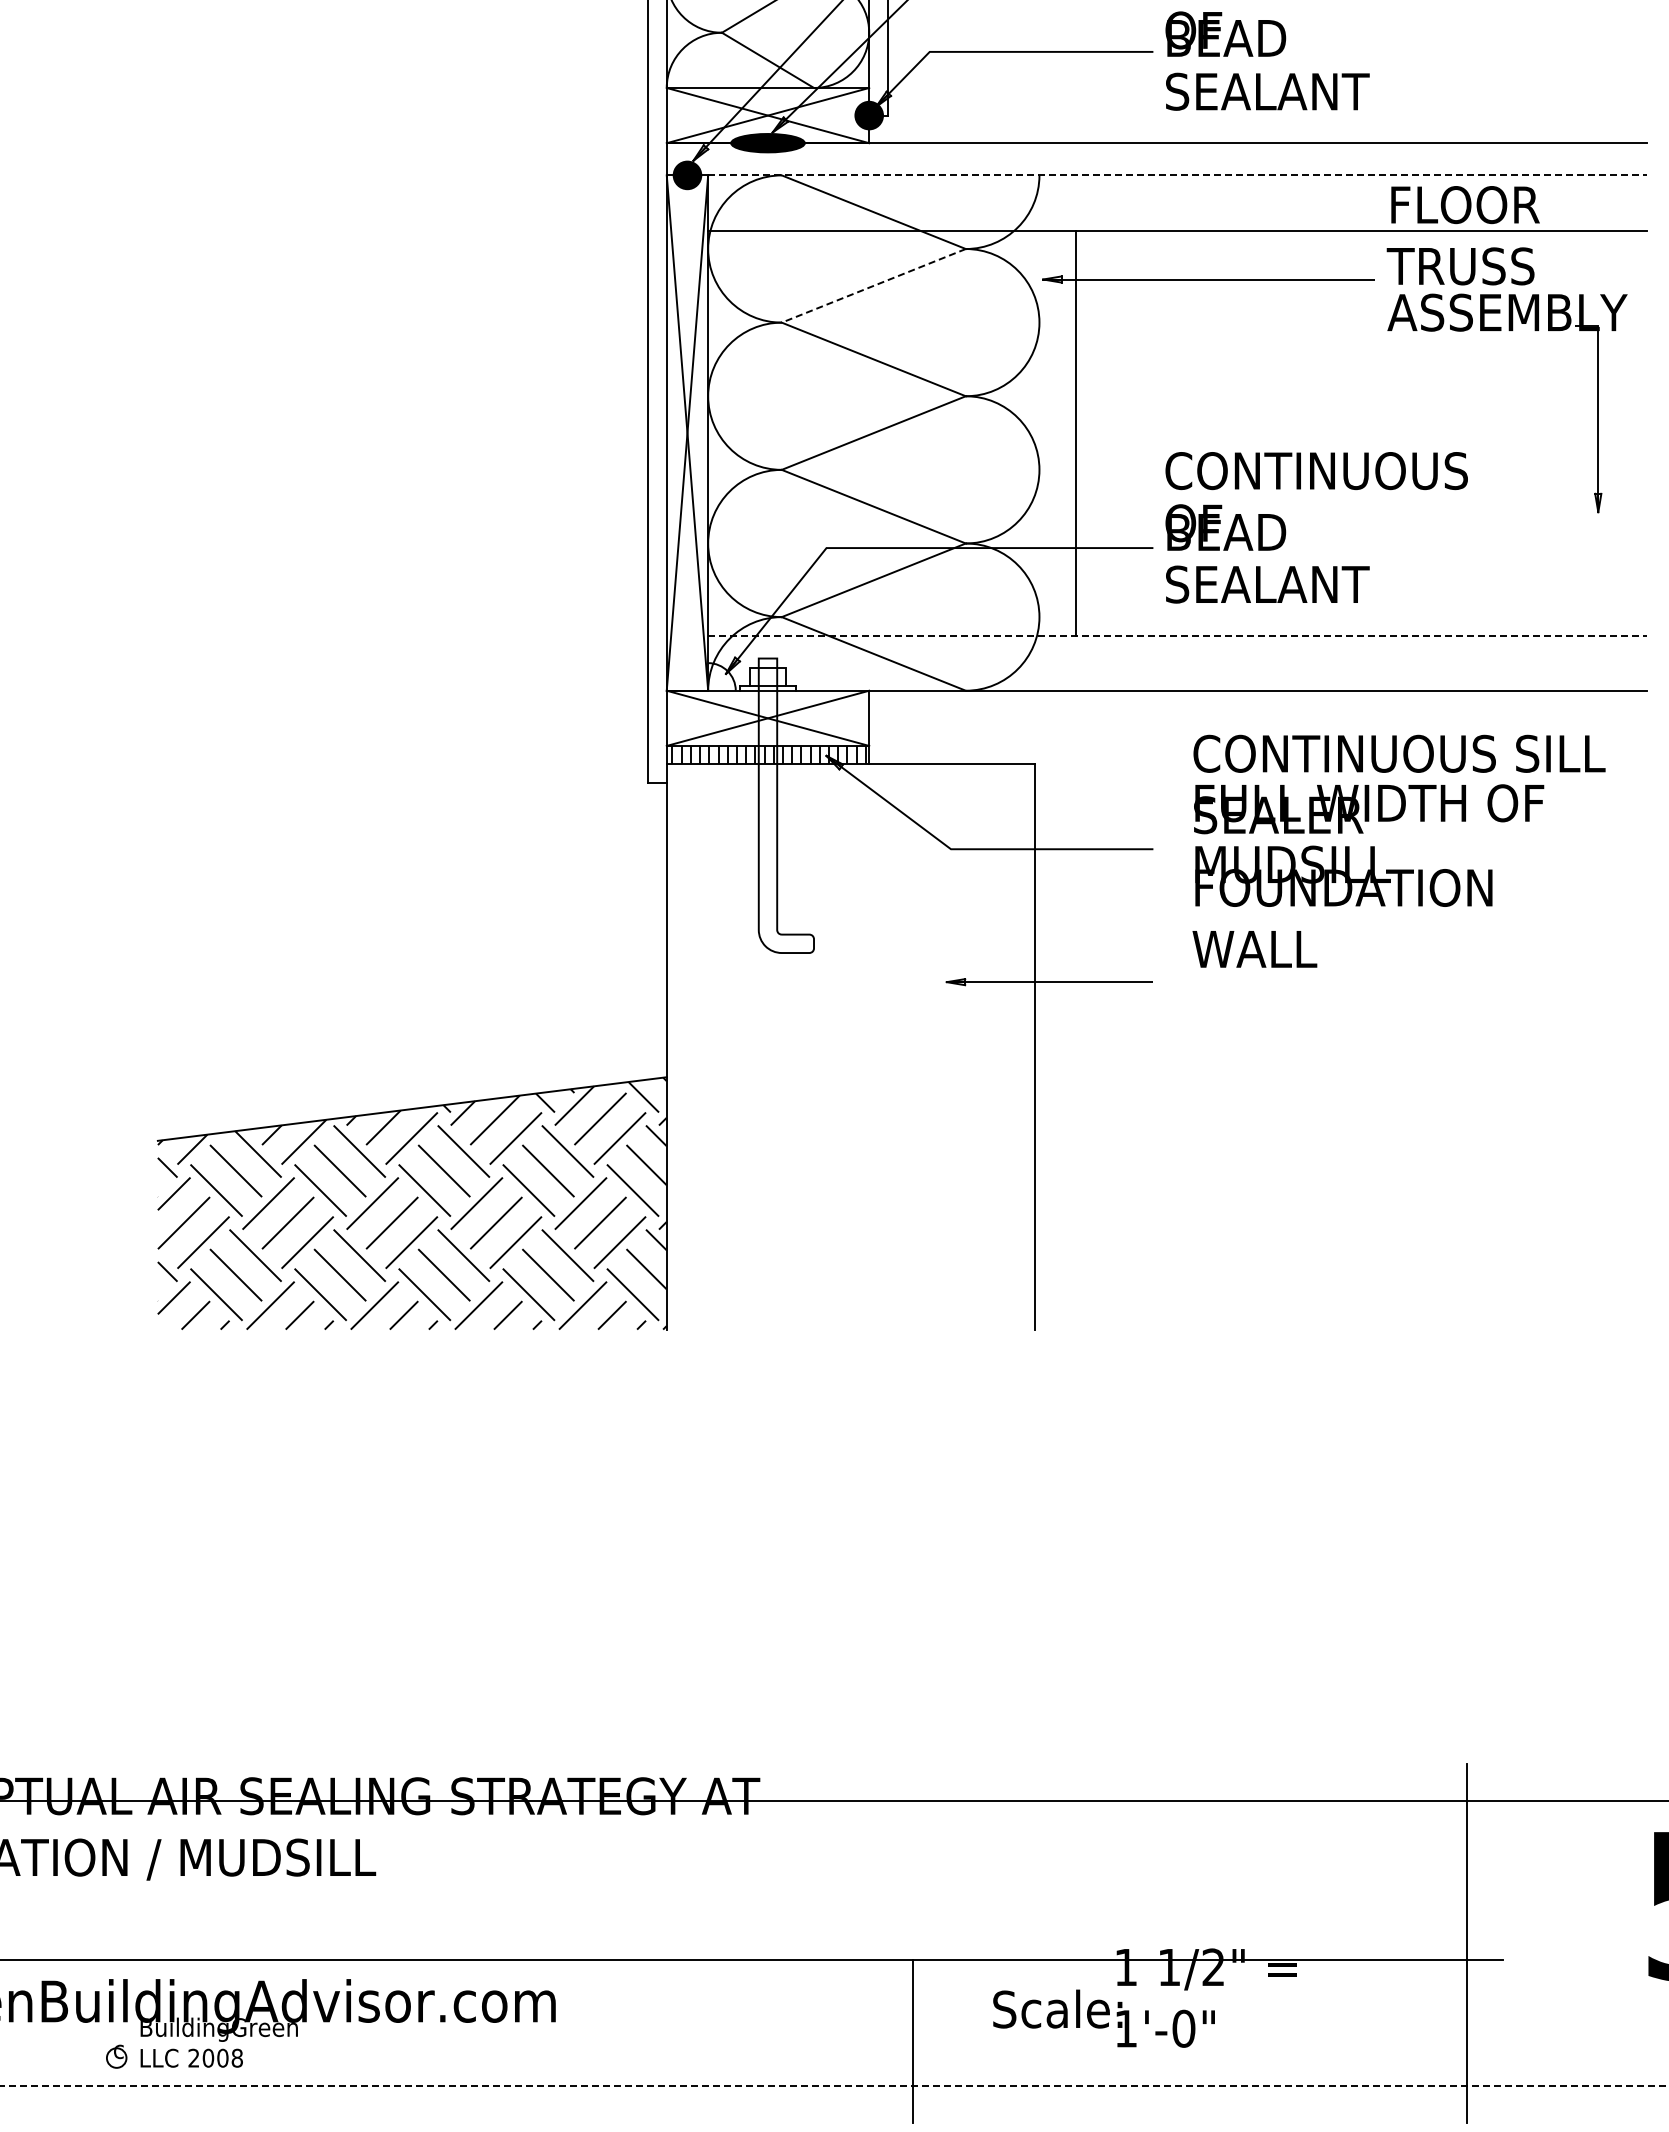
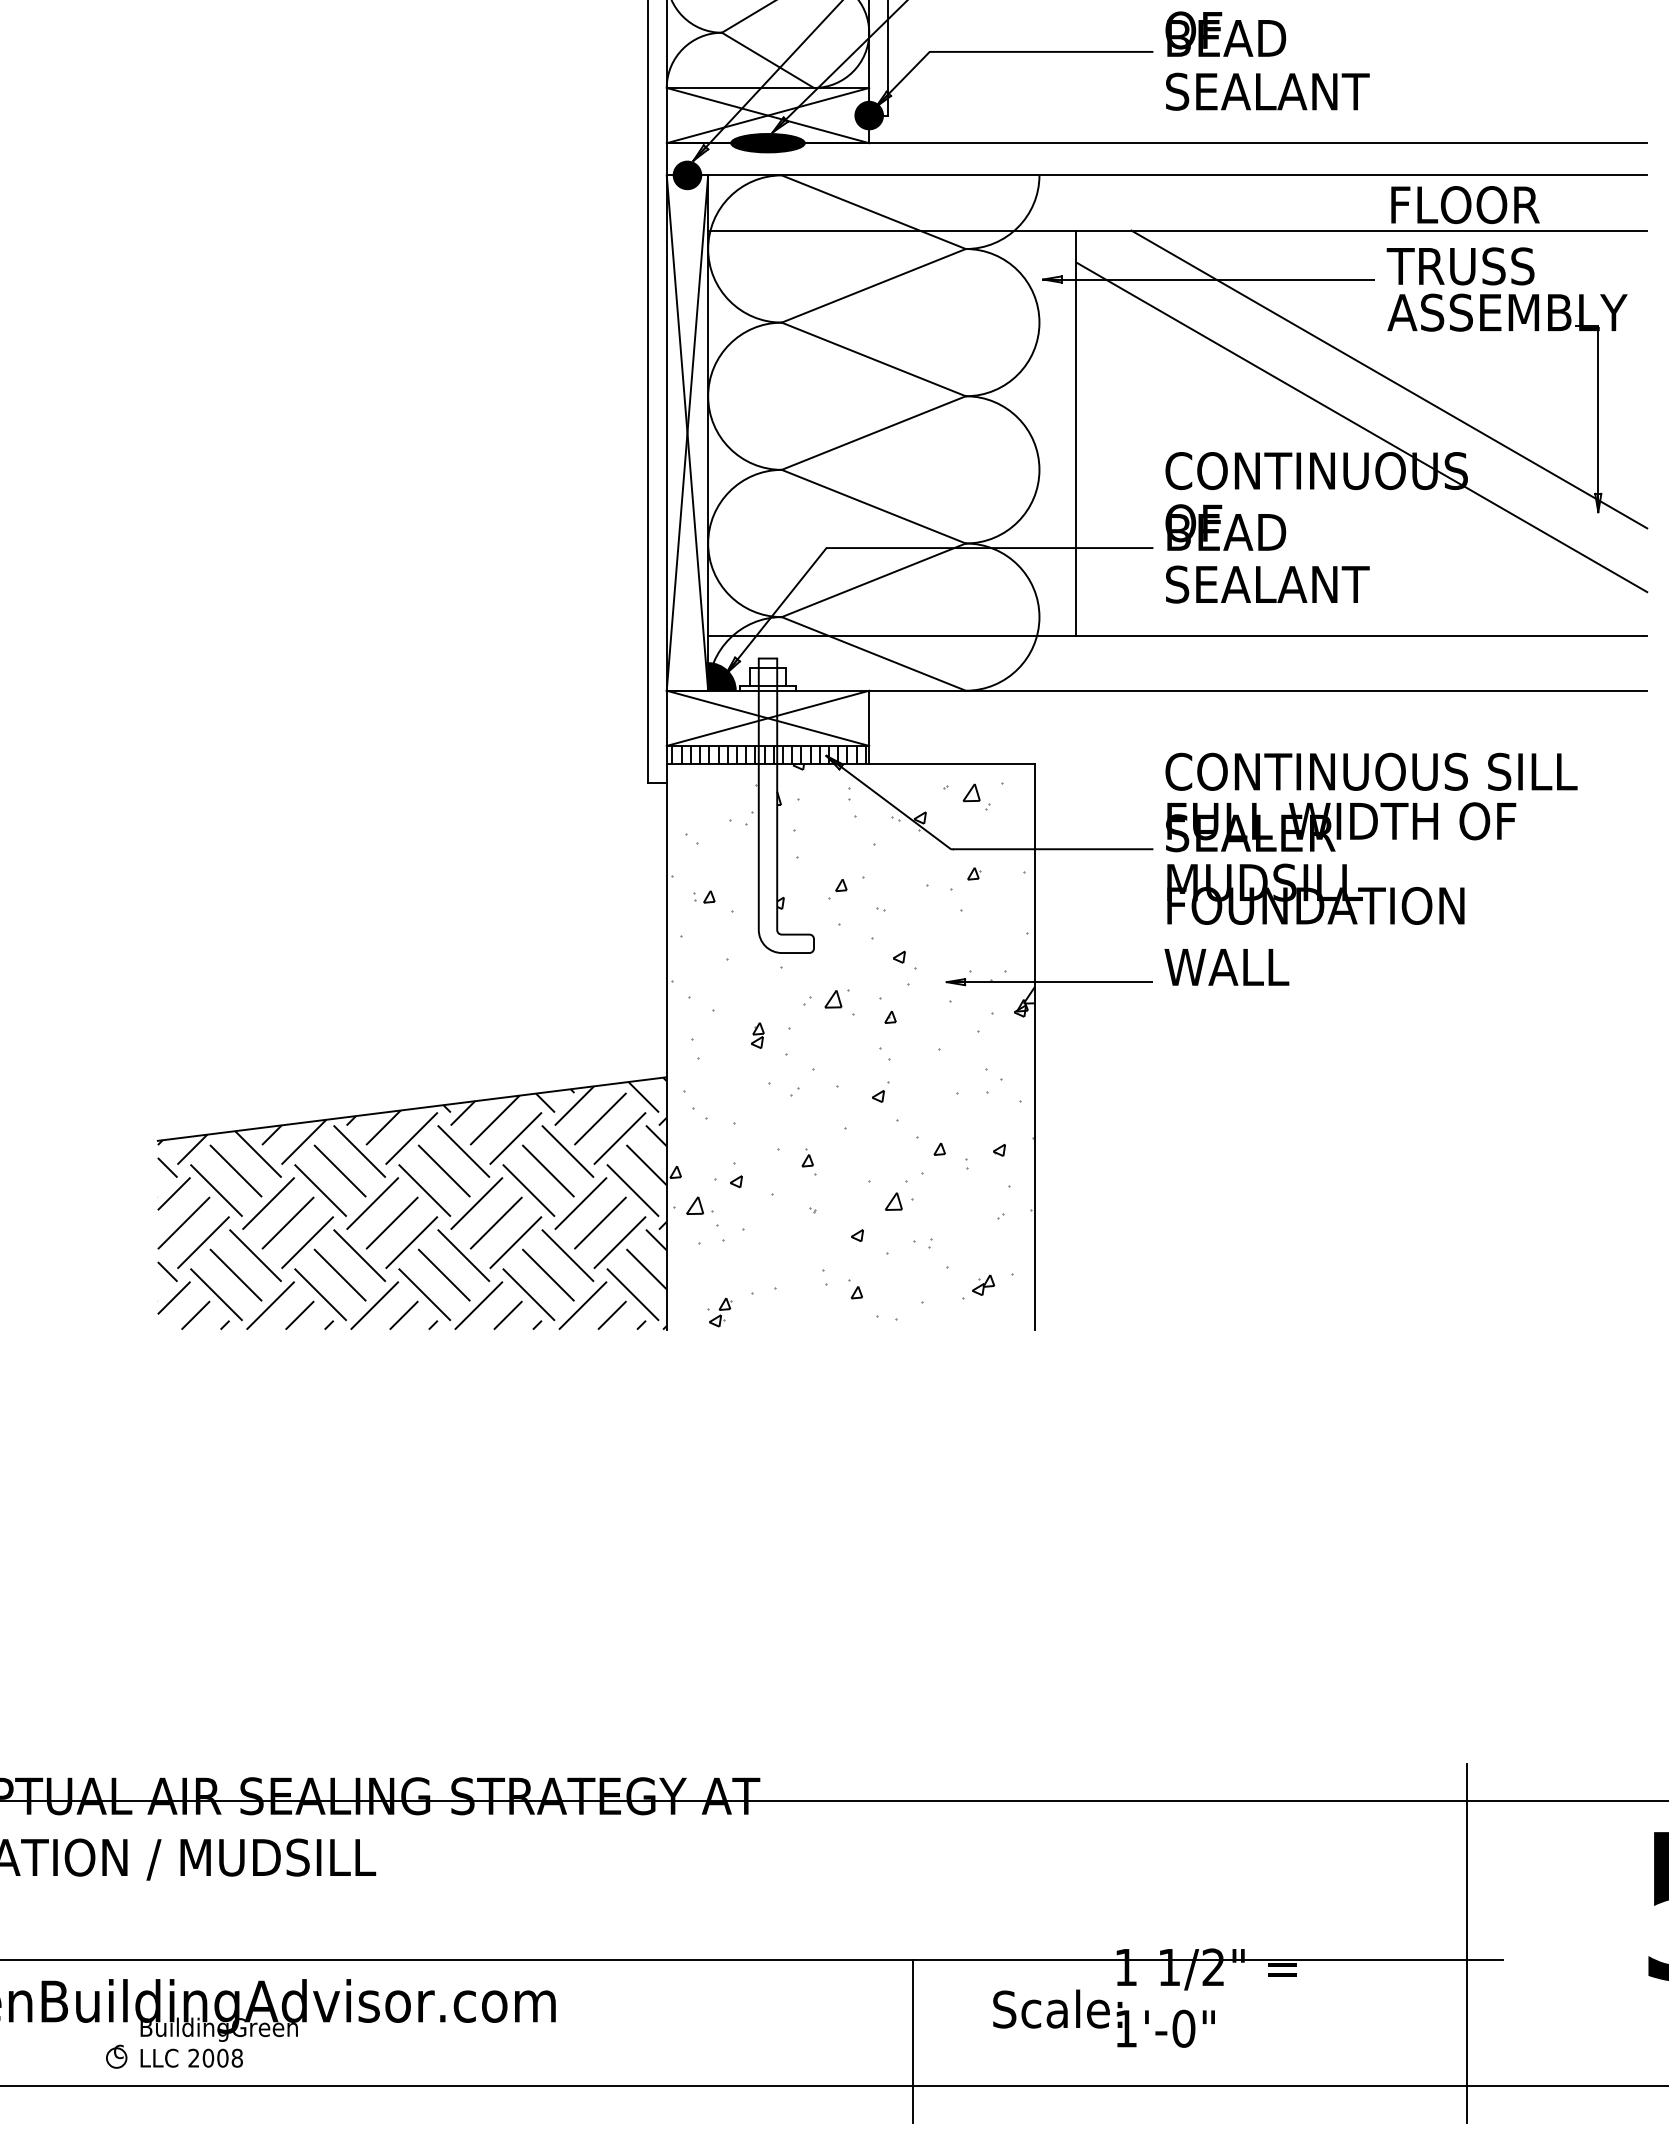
line: dashed -> solid (1177, 175)
line: dashed -> solid (873, 286)
line: none -> present (1389, 379)
line: none -> present (1361, 427)
line: dashed -> solid (1177, 635)
fill: none -> present (721, 676)
text position: (1398, 850) -> (1370, 868) (1370, 868)
hatch: none -> present (852, 1045)
line: dashed -> solid (834, 2086)
